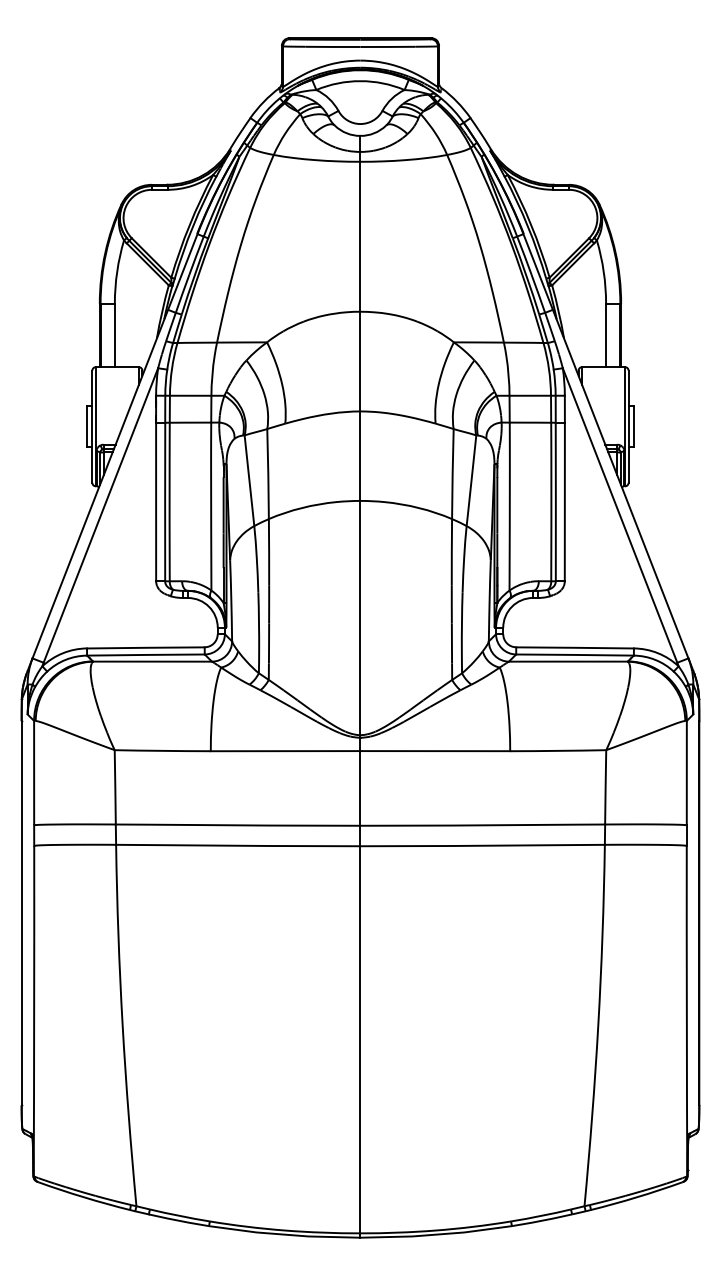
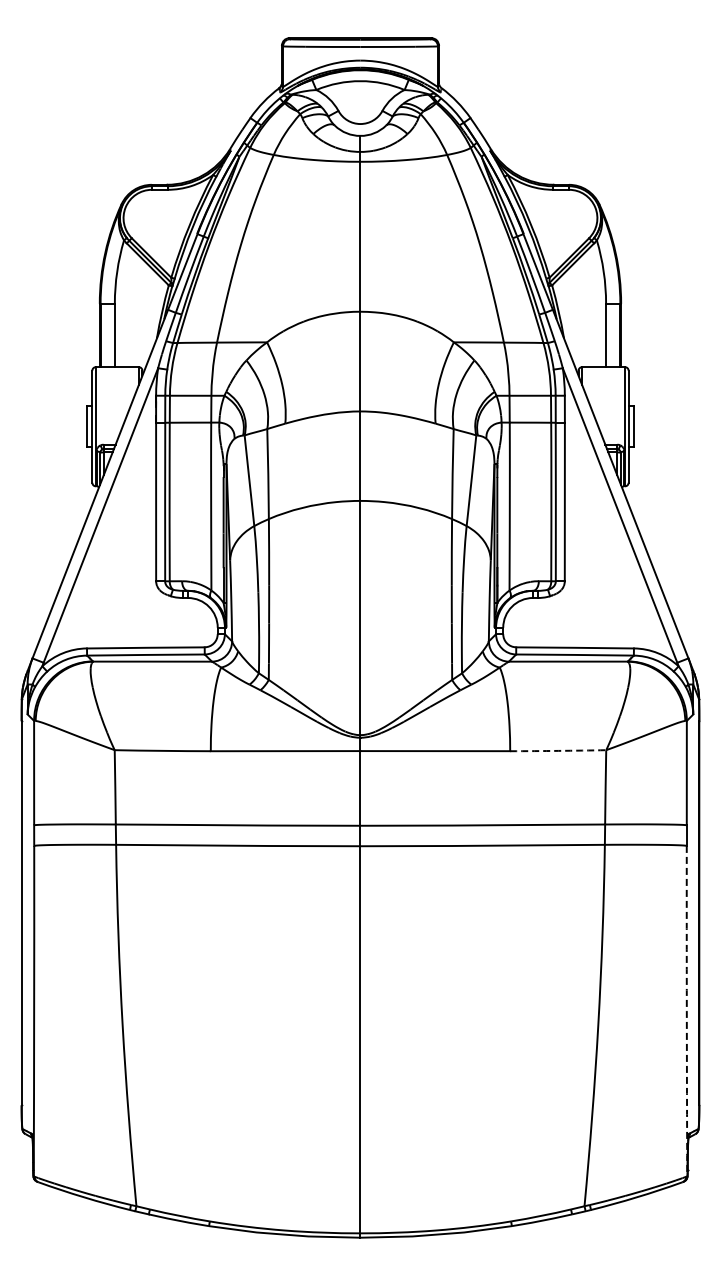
arc: solid -> dashed (558, 750)
arc: solid -> dashed (686, 1011)
